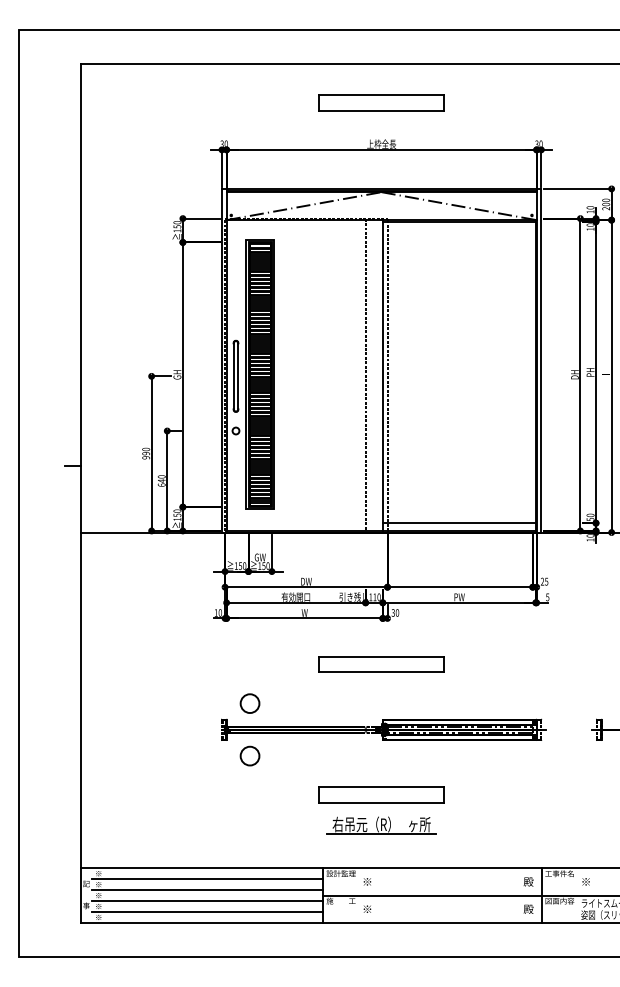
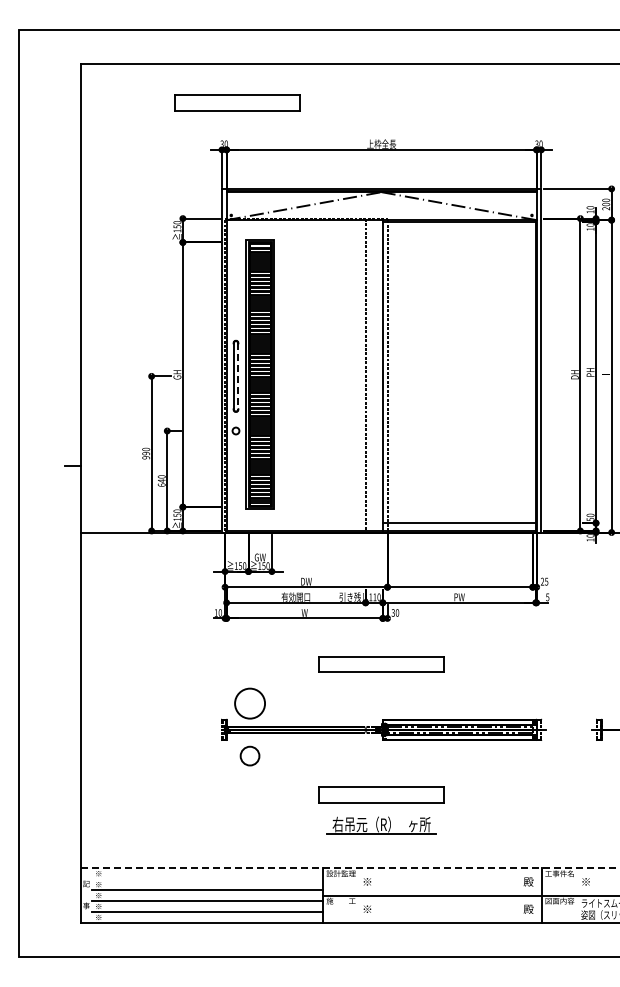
part position: (381, 102) -> (237, 102) (237, 102)
line: solid -> dashed (238, 376)
circle diameter: 19 px -> 30 px (250, 703)
line: solid -> dashed (350, 868)
line: present -> none (207, 879)
